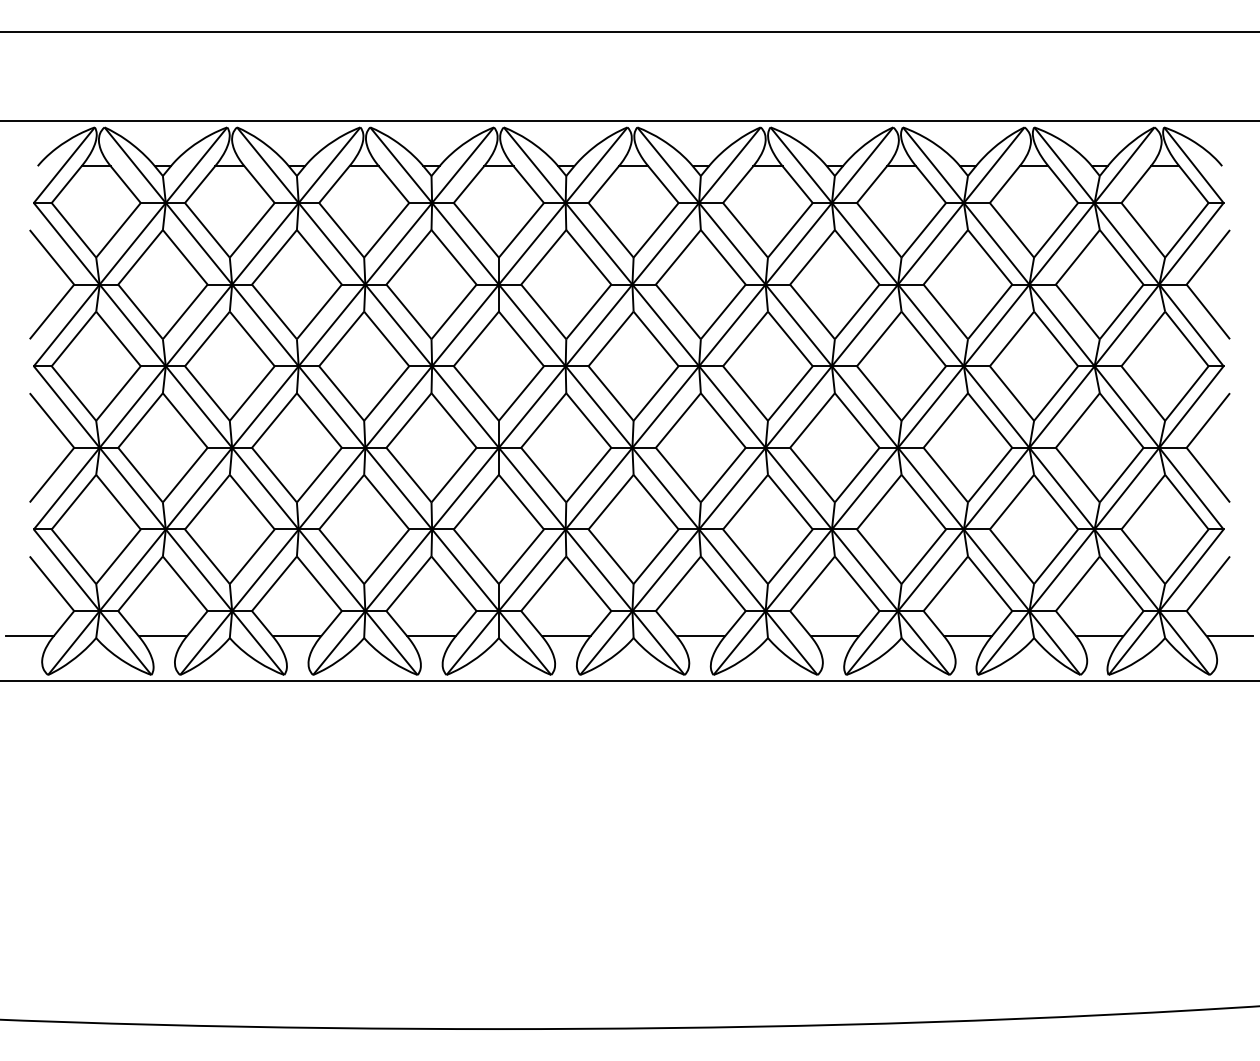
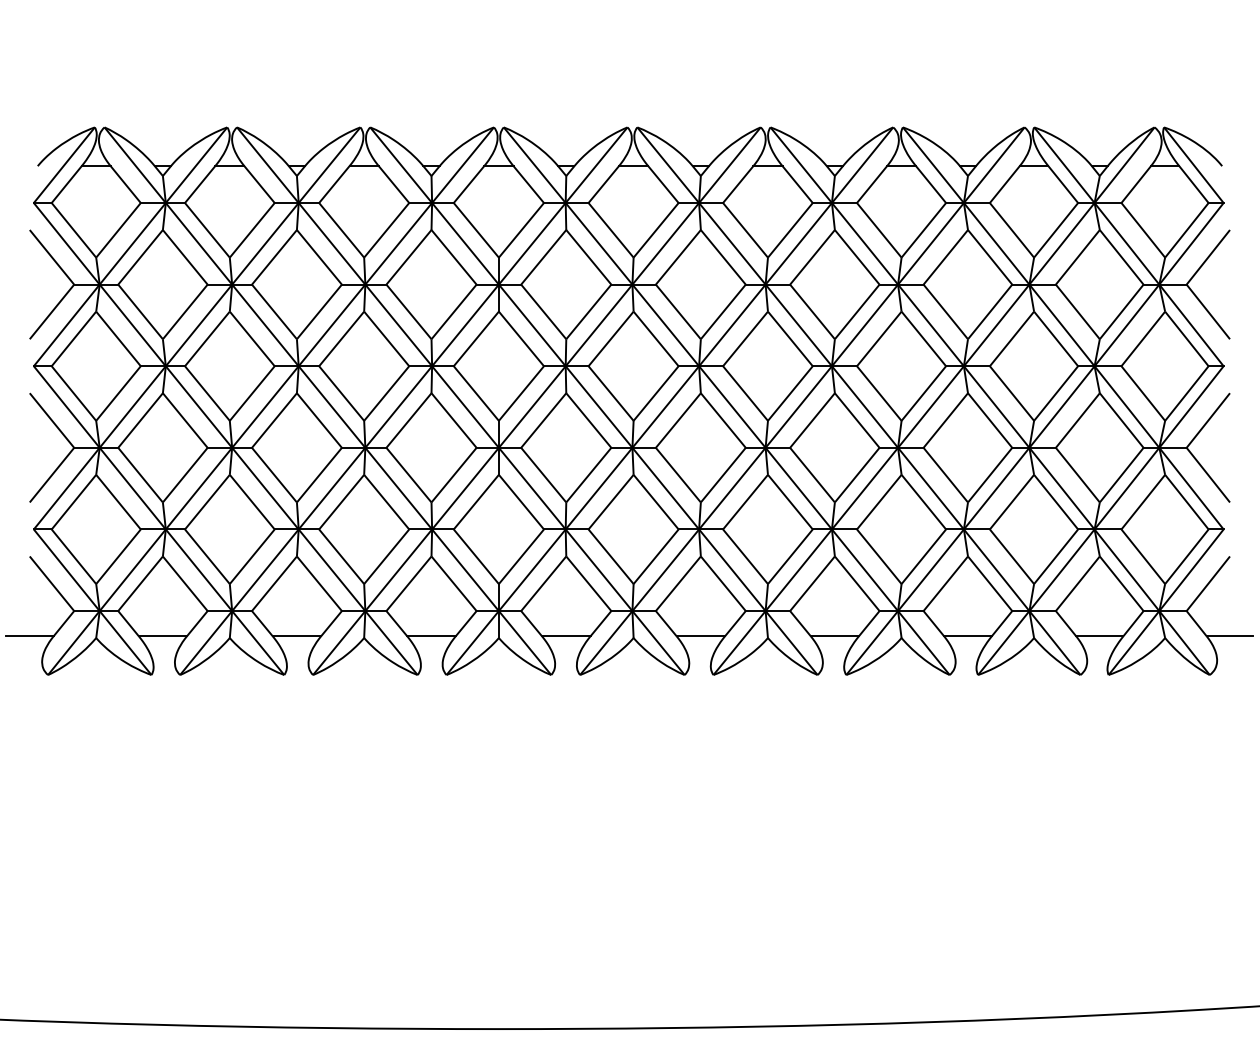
line: present -> none (629, 31)
line: present -> none (629, 121)
line: present -> none (629, 681)
